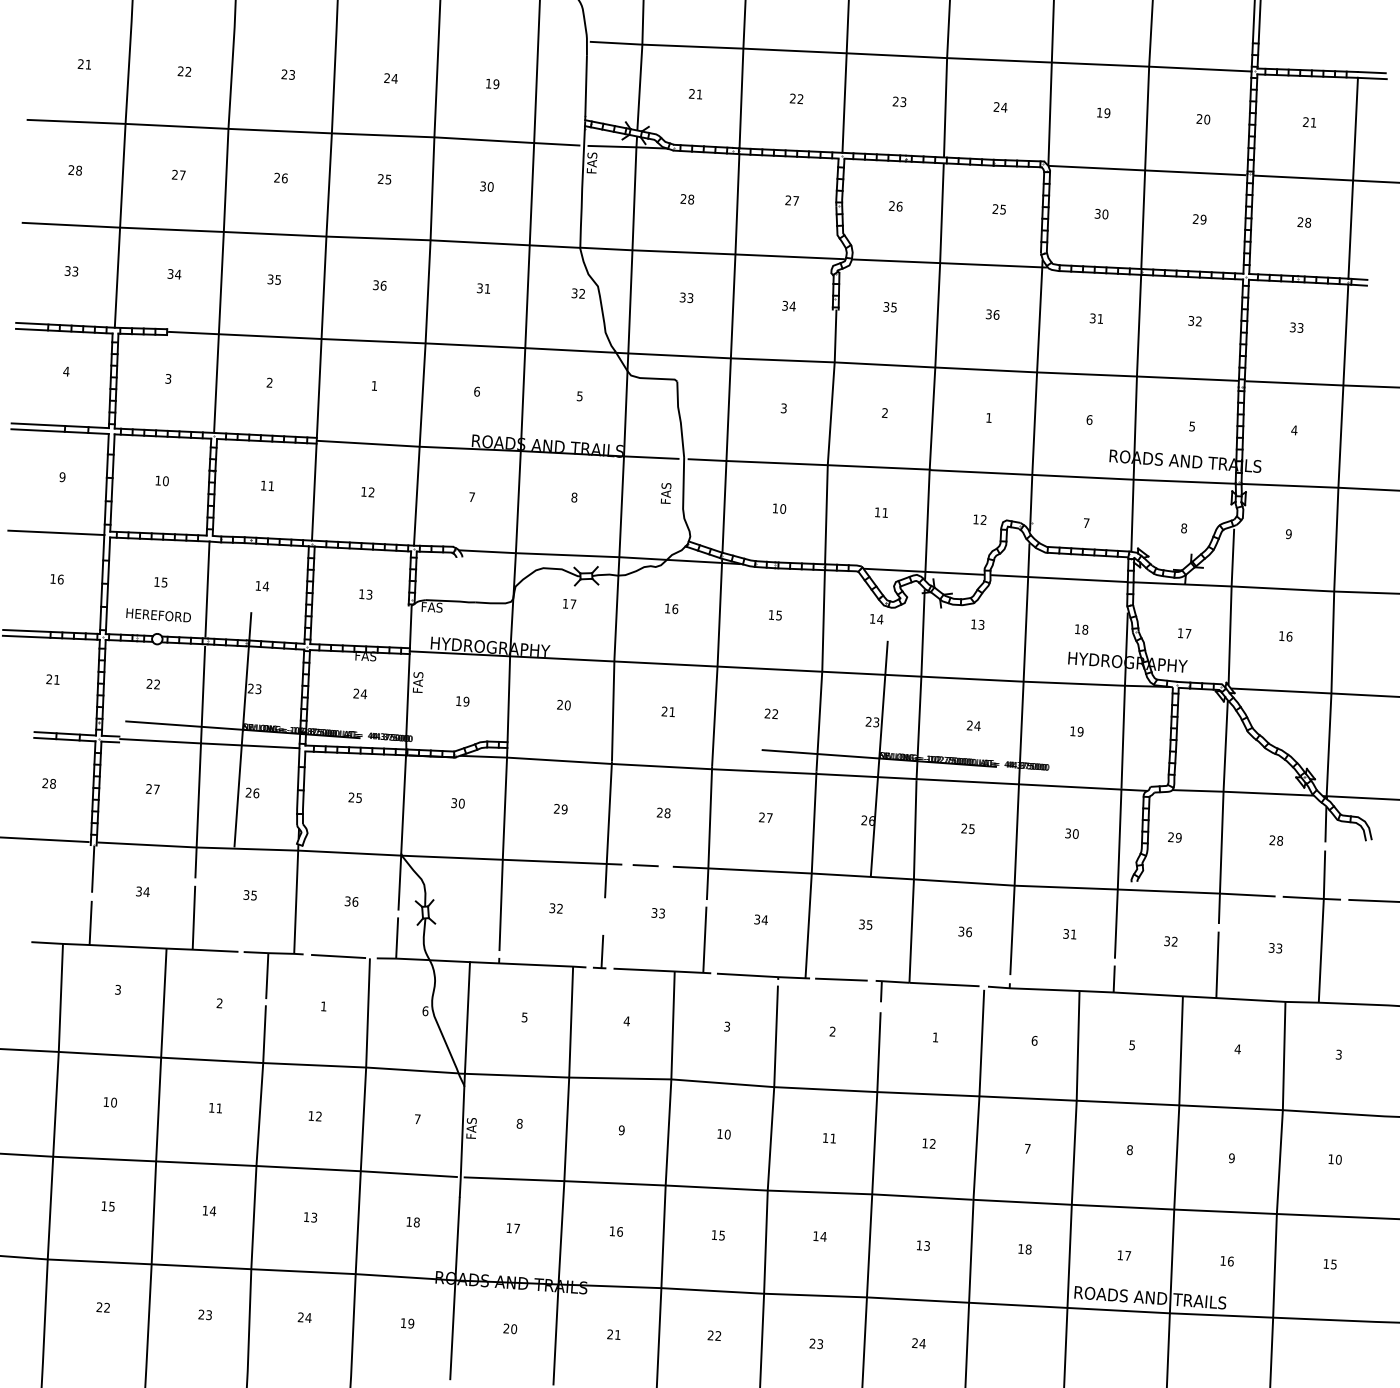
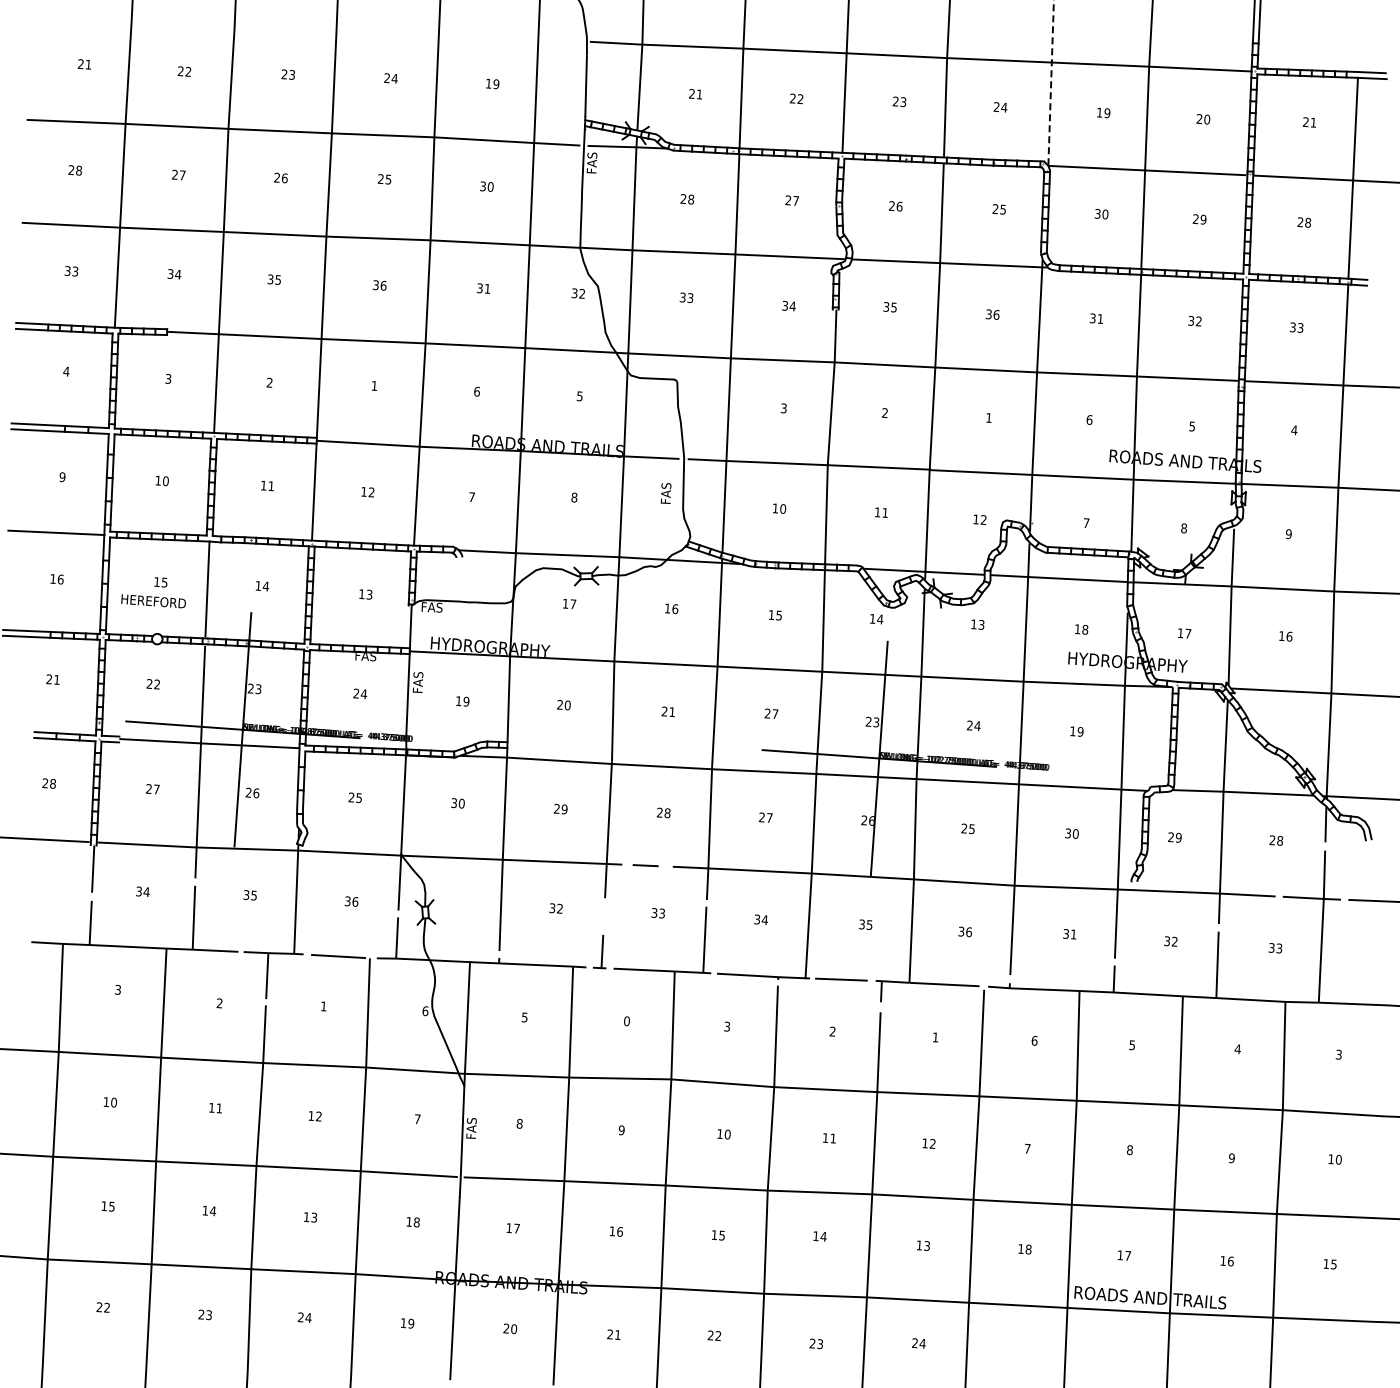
line: solid -> dashed (1051, 82)
text position: (158, 615) -> (153, 601) (153, 601)
text: 22 -> 27 (775, 714)
text: 4 -> 0 (626, 1021)
